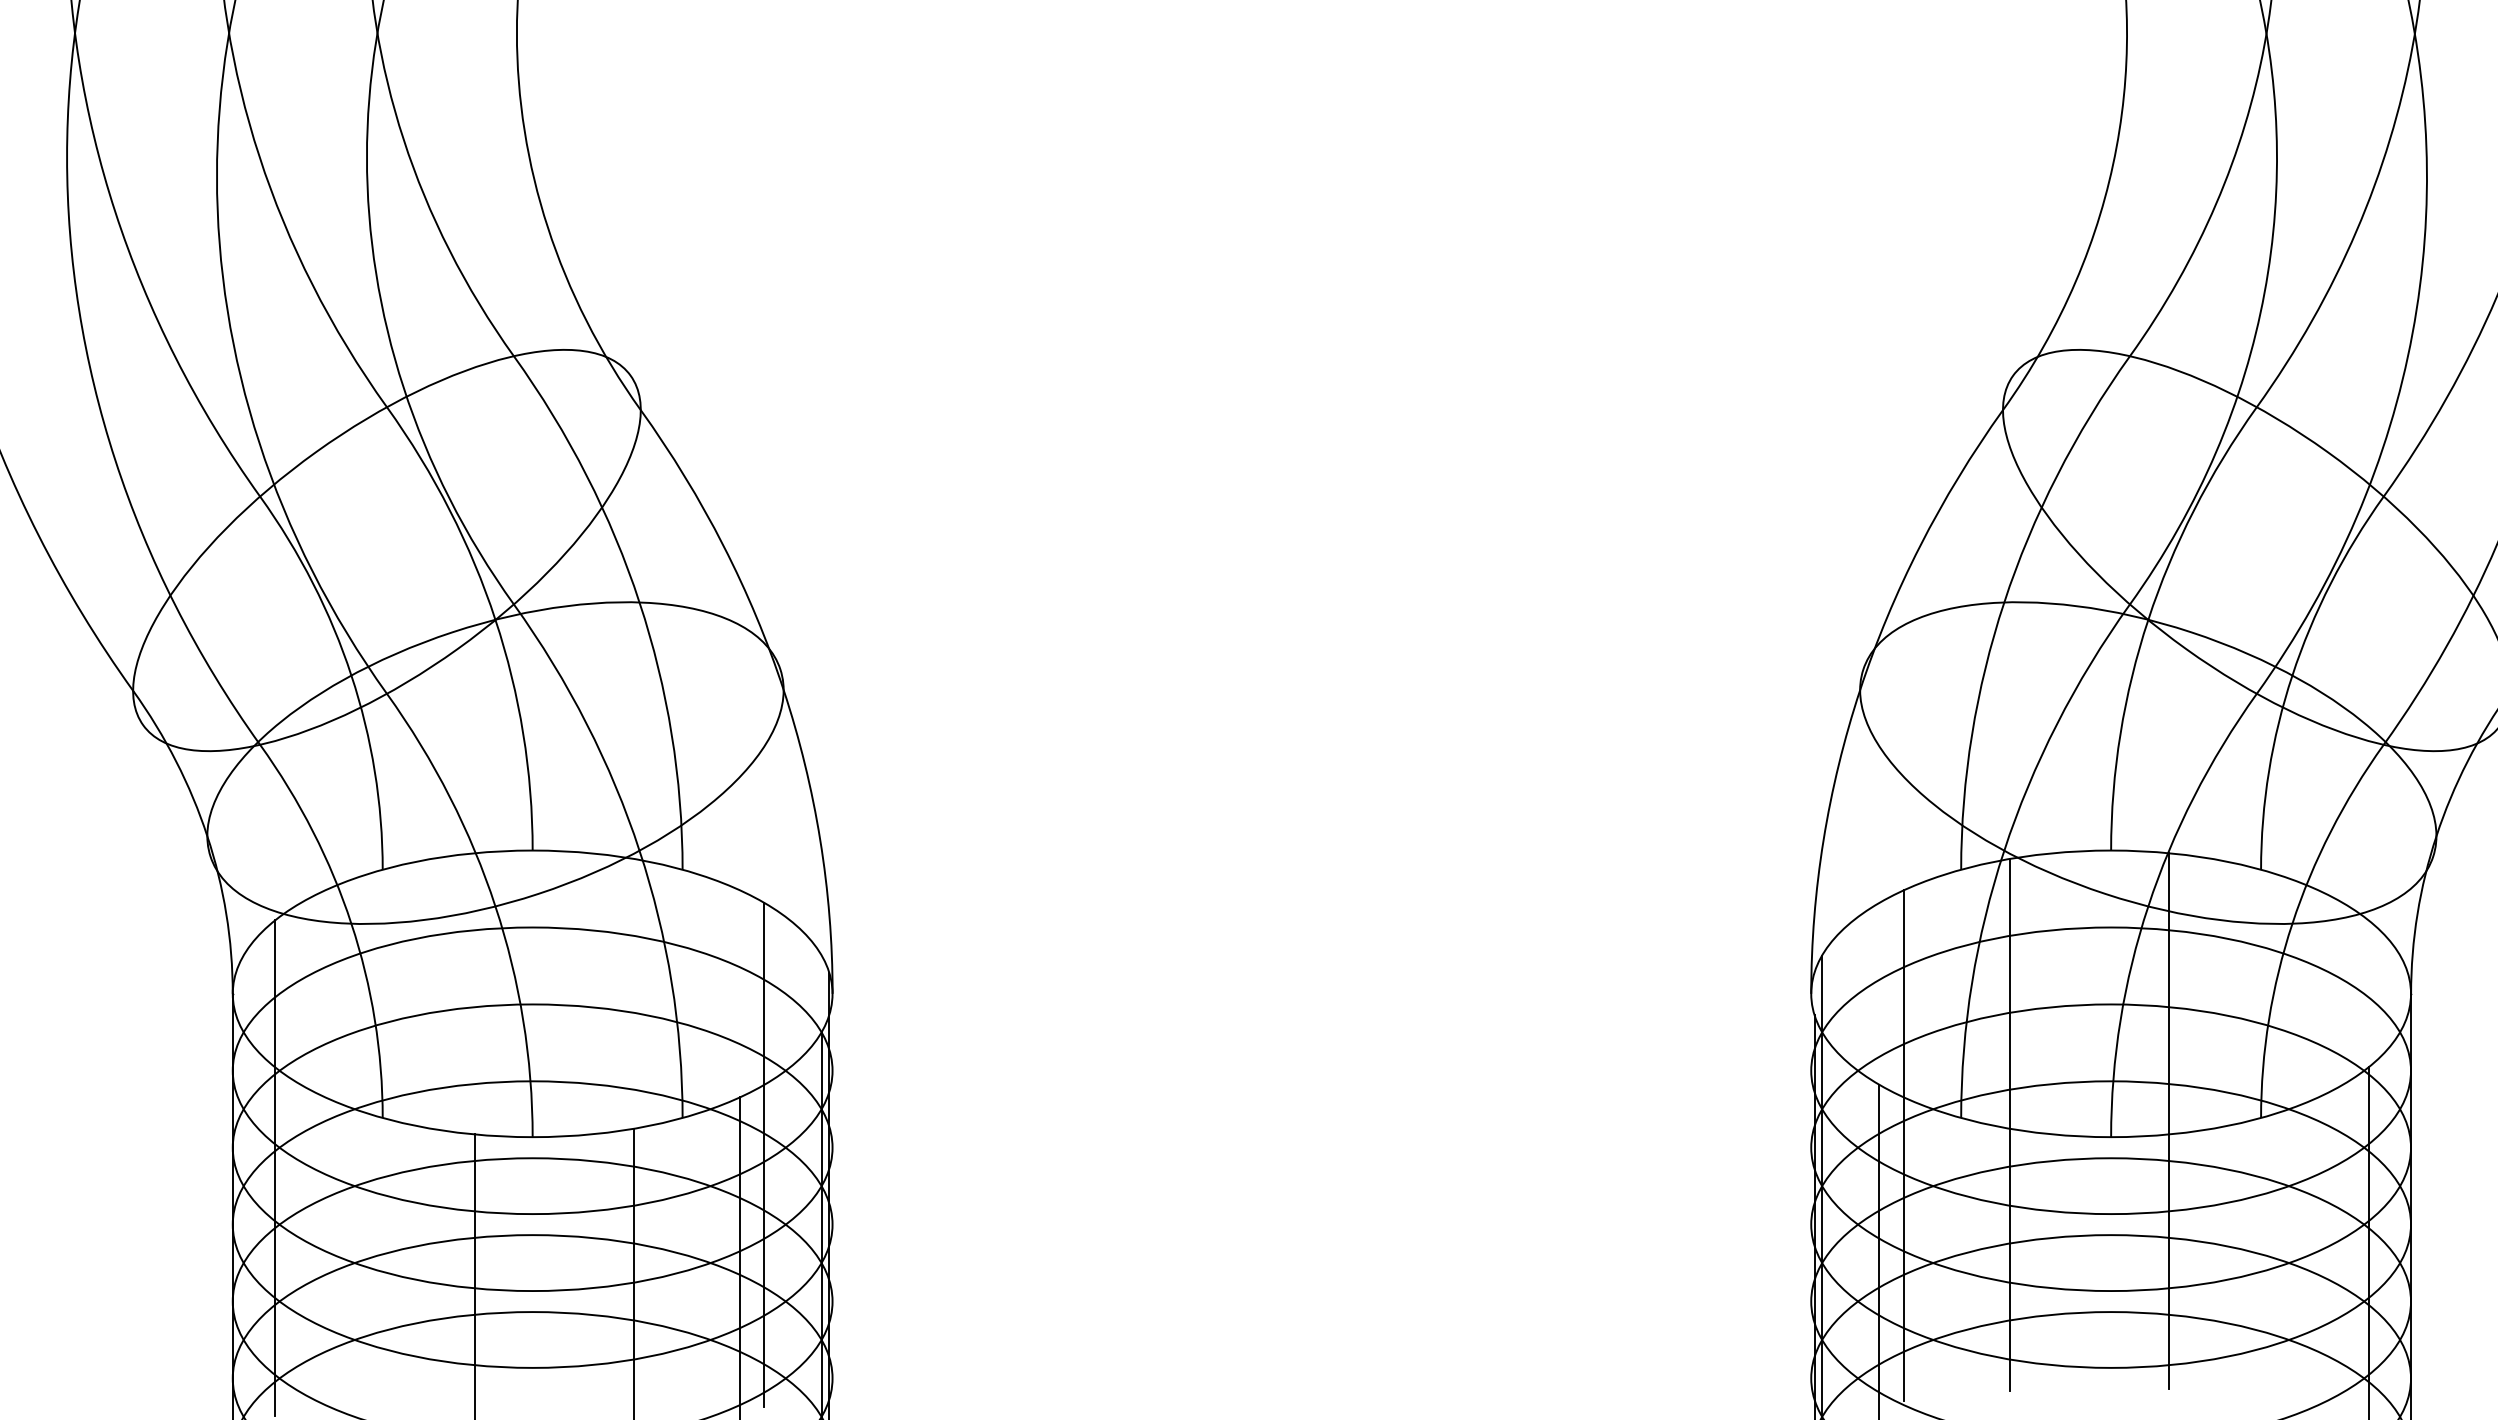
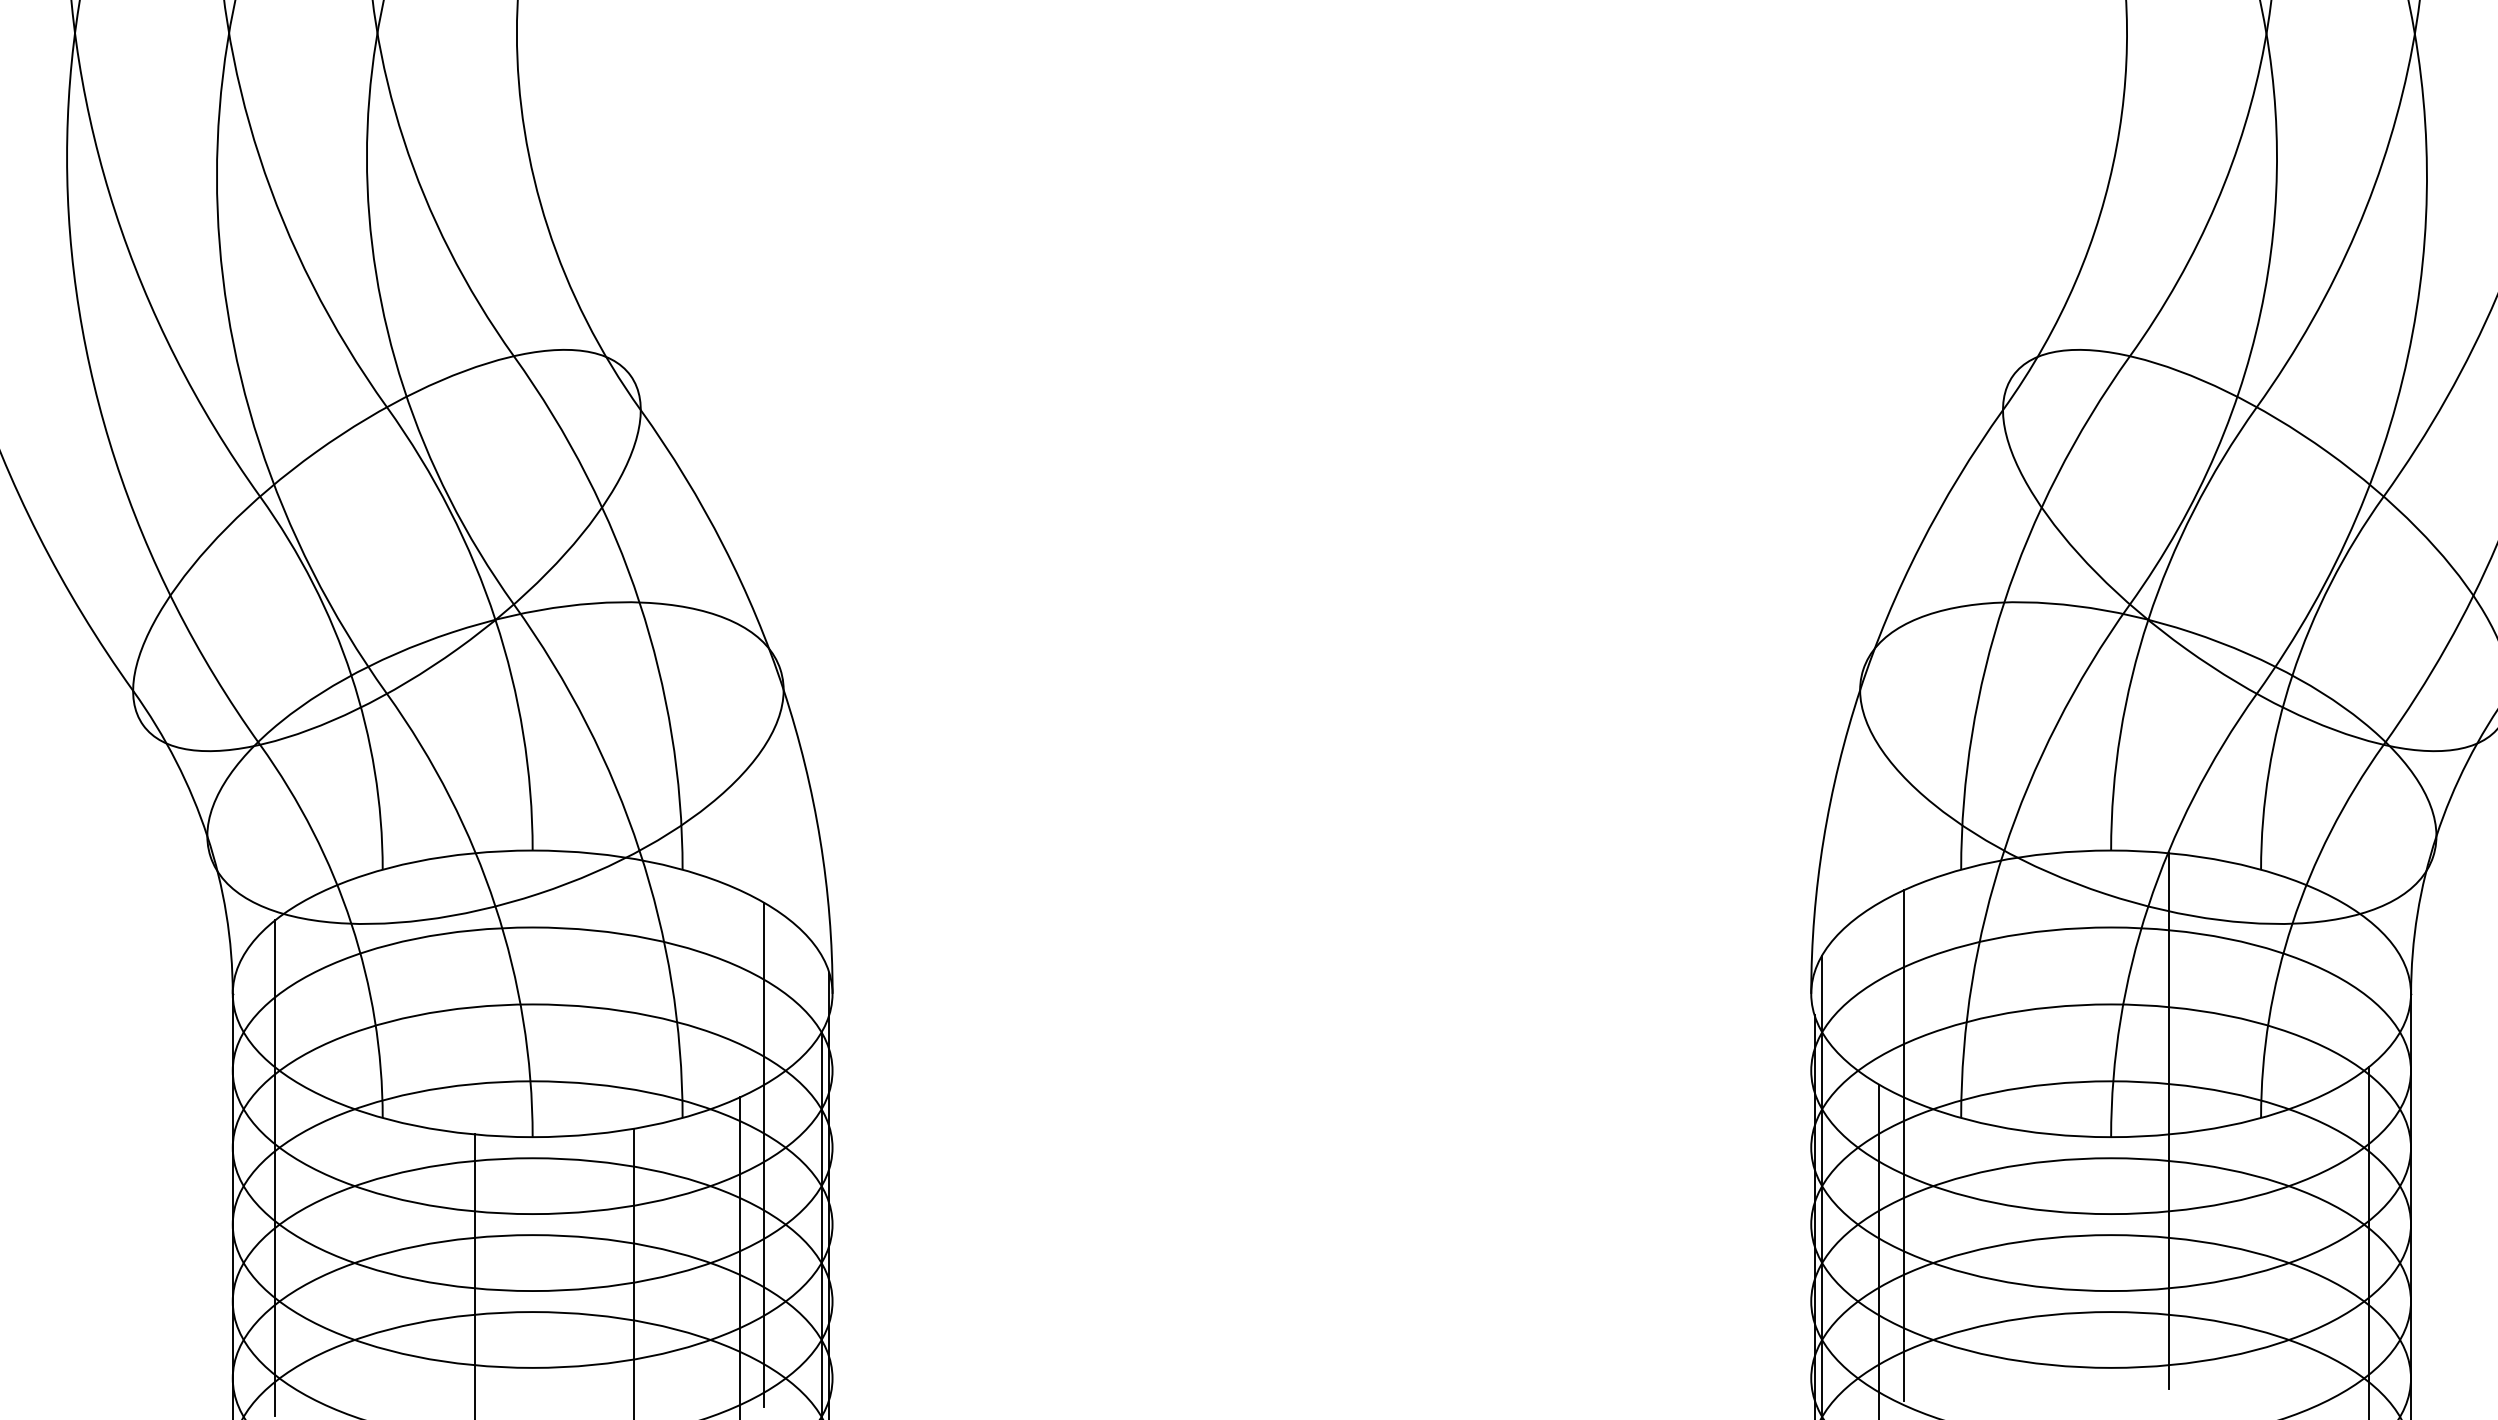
line: present -> none (2010, 1124)
